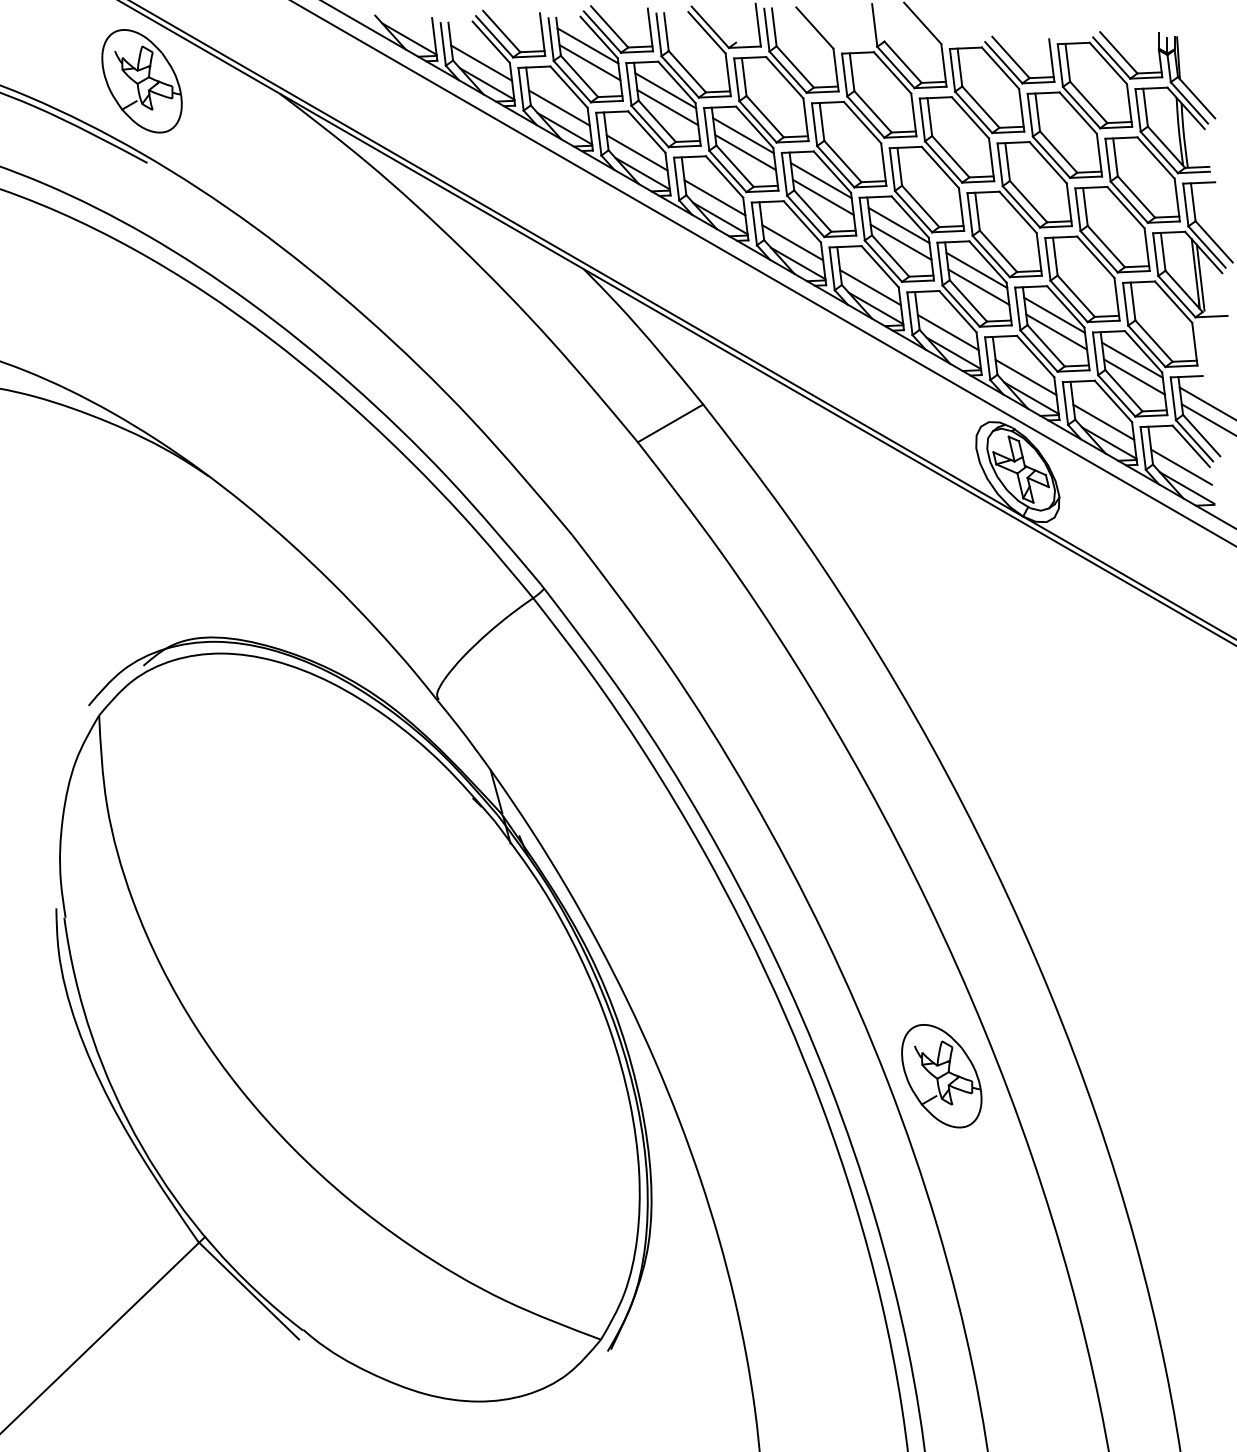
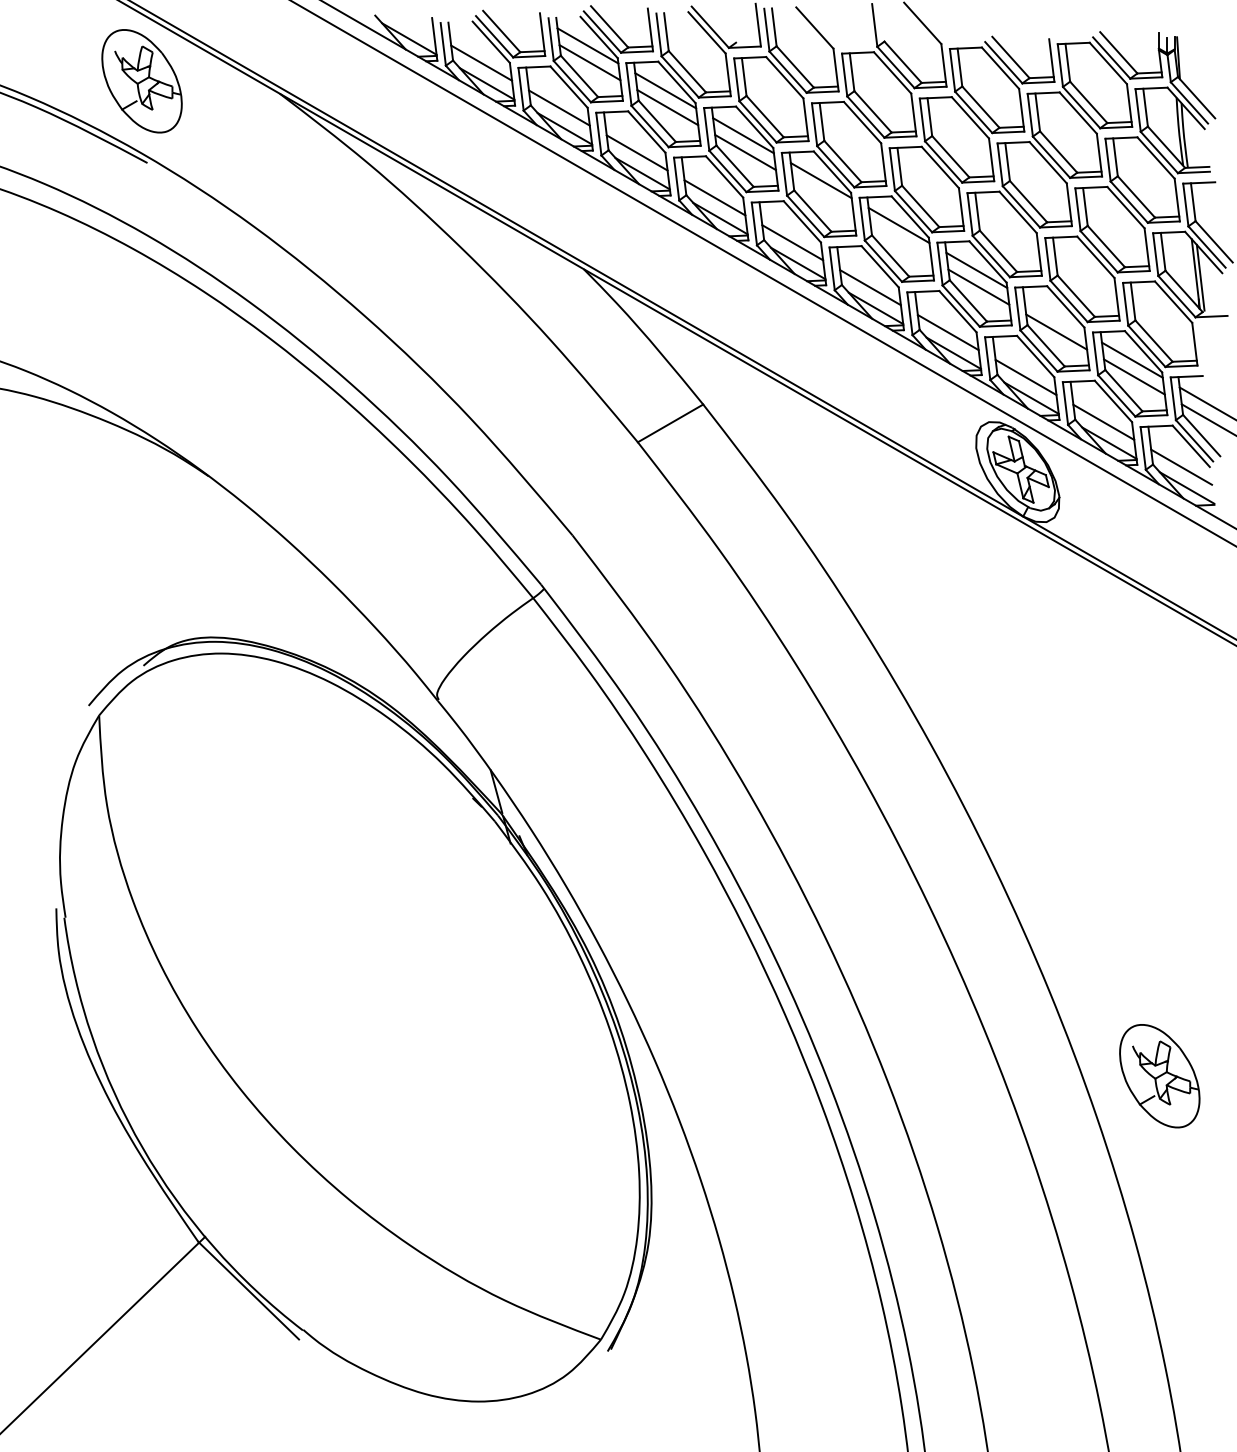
line: present -> none (822, 196)
line: present -> none (900, 241)
line: present -> none (1054, 314)
part position: (941, 1076) -> (1159, 1076) (1159, 1076)
